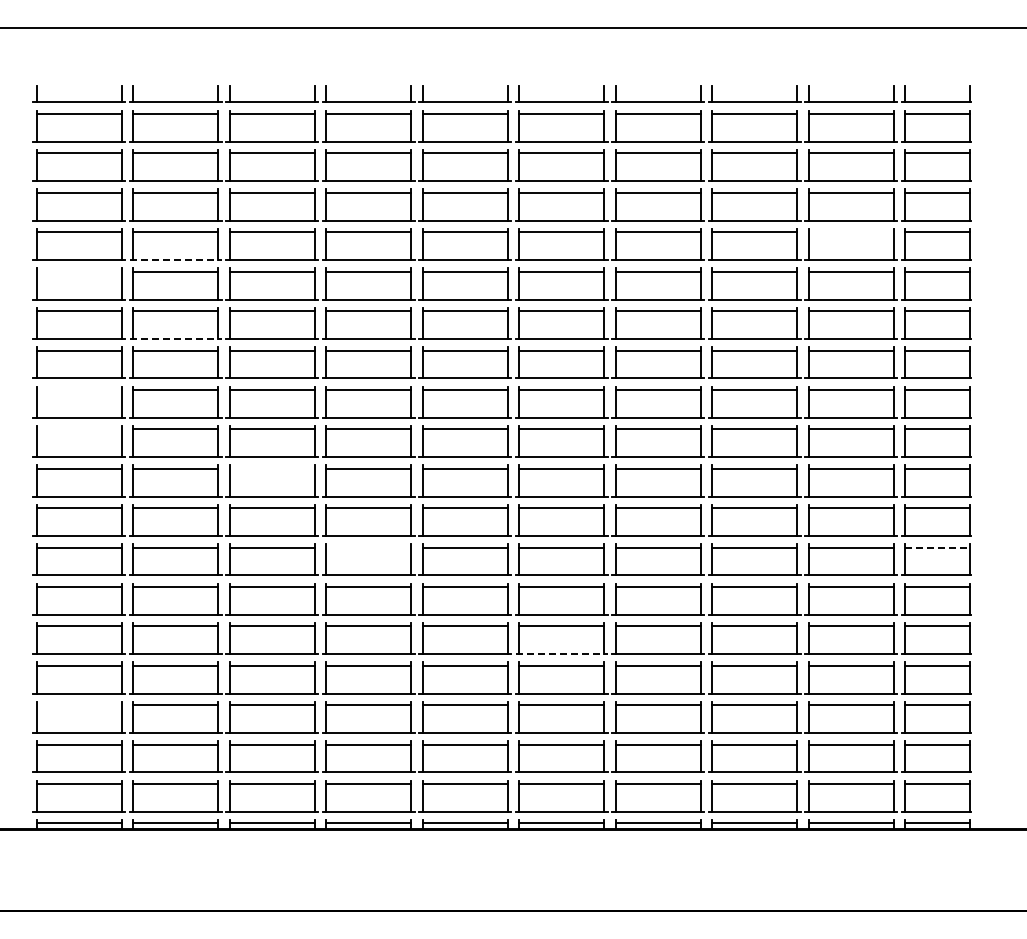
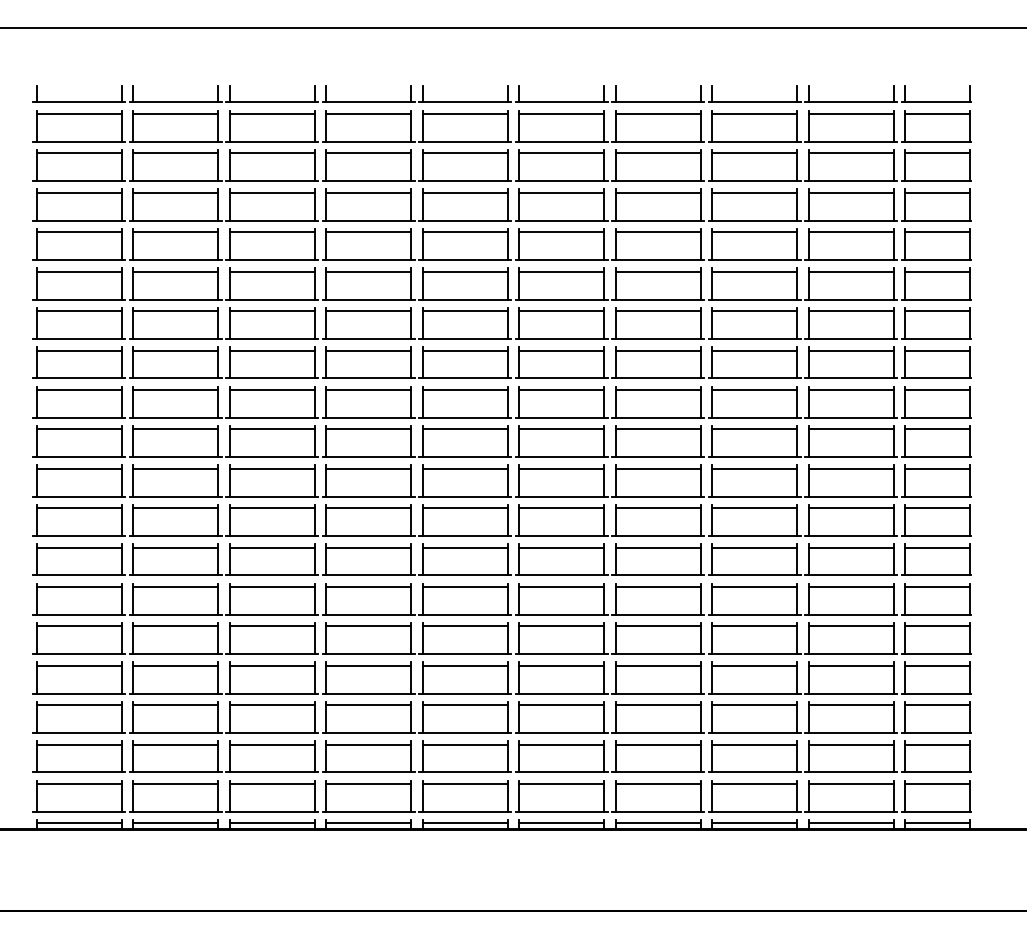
line: none -> present (850, 232)
line: dashed -> solid (175, 260)
line: none -> present (78, 271)
line: dashed -> solid (175, 338)
line: none -> present (78, 389)
line: none -> present (78, 429)
line: none -> present (271, 468)
line: none -> present (368, 547)
line: dashed -> solid (938, 547)
line: dashed -> solid (561, 654)
line: none -> present (78, 705)
